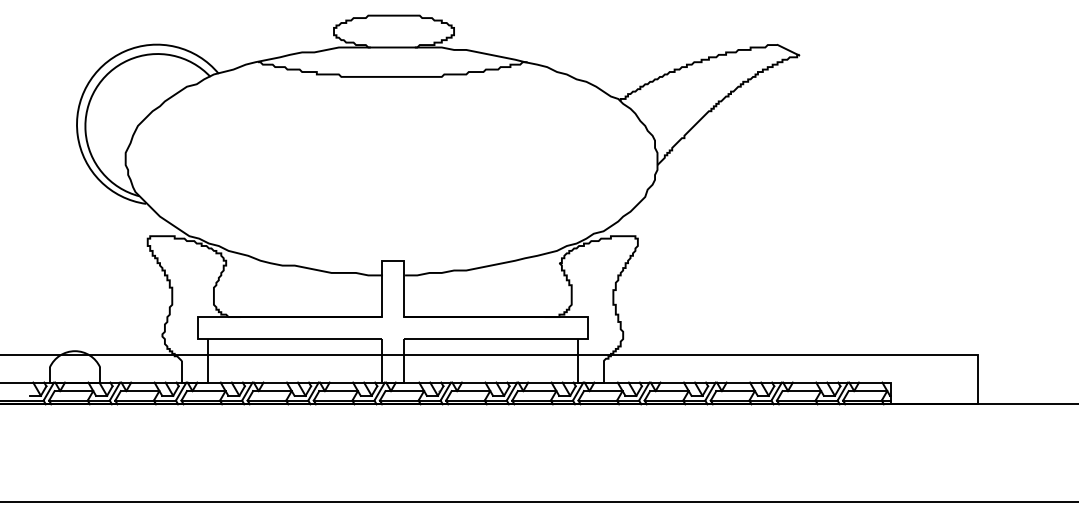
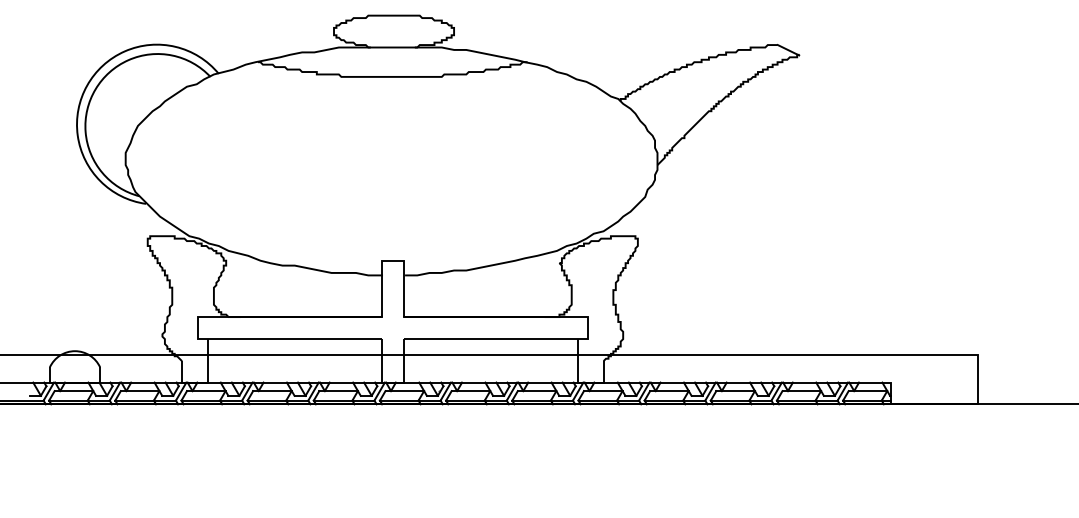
line: present -> none (538, 502)
